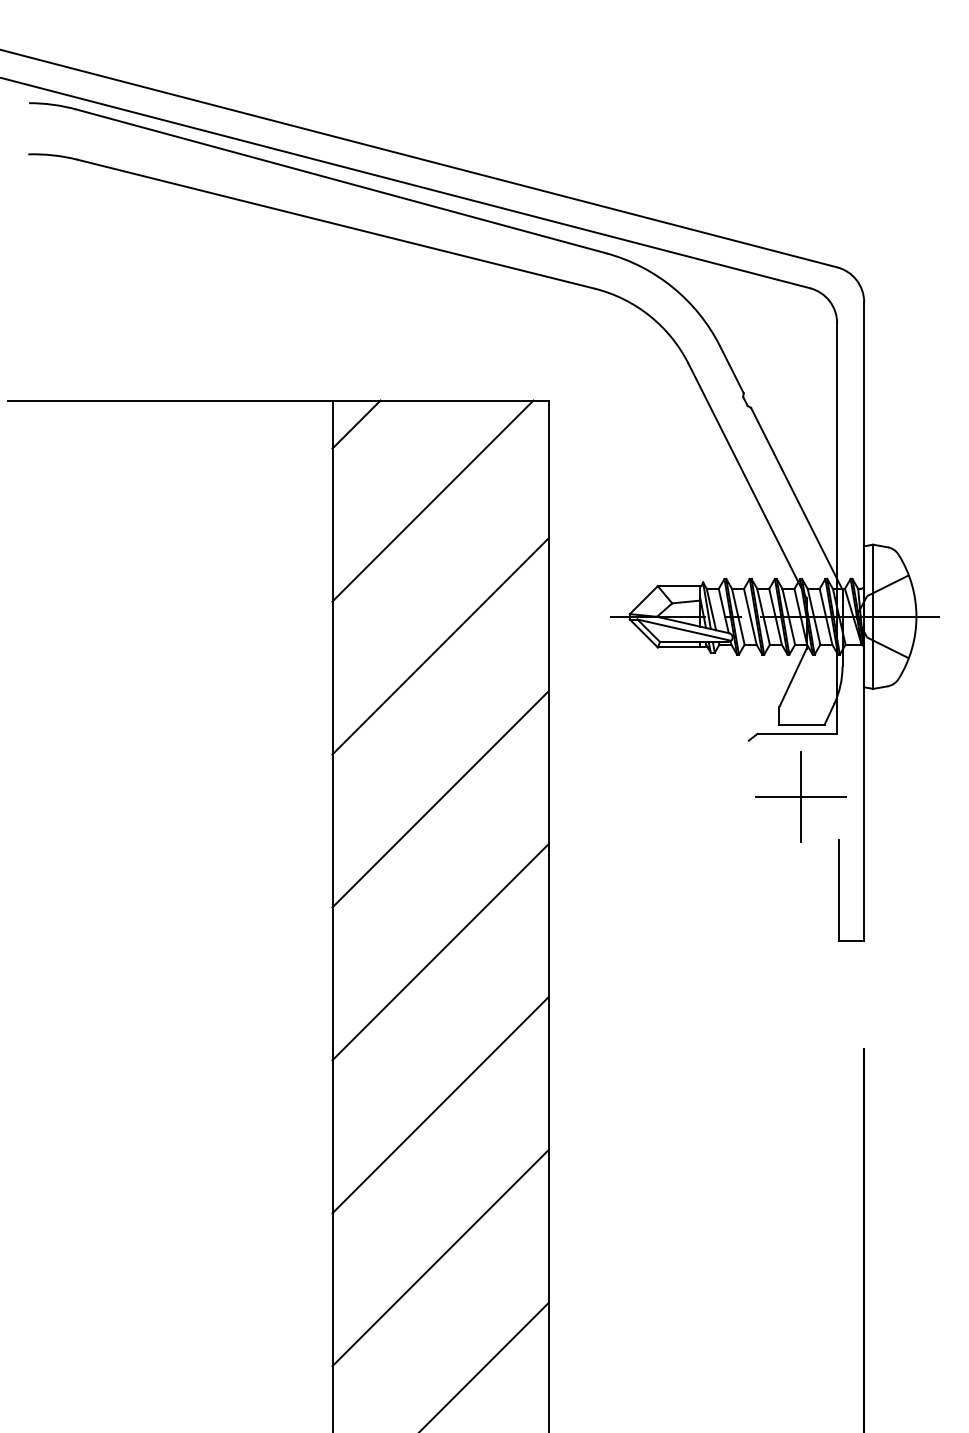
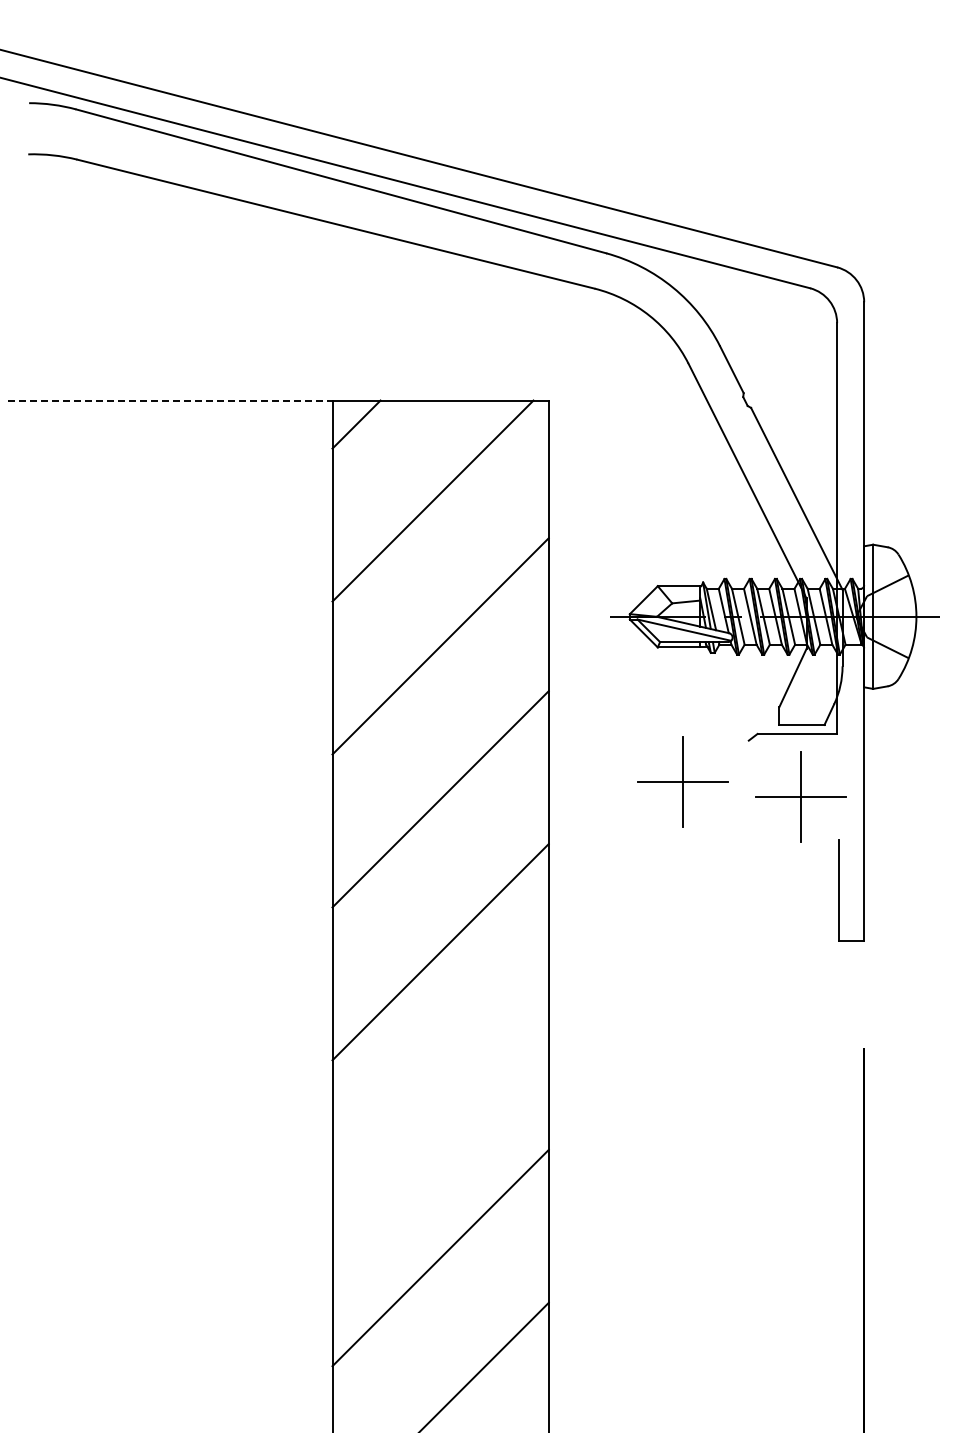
line: solid -> dashed (170, 400)
part: none -> present (682, 781)
line: present -> none (440, 1105)
